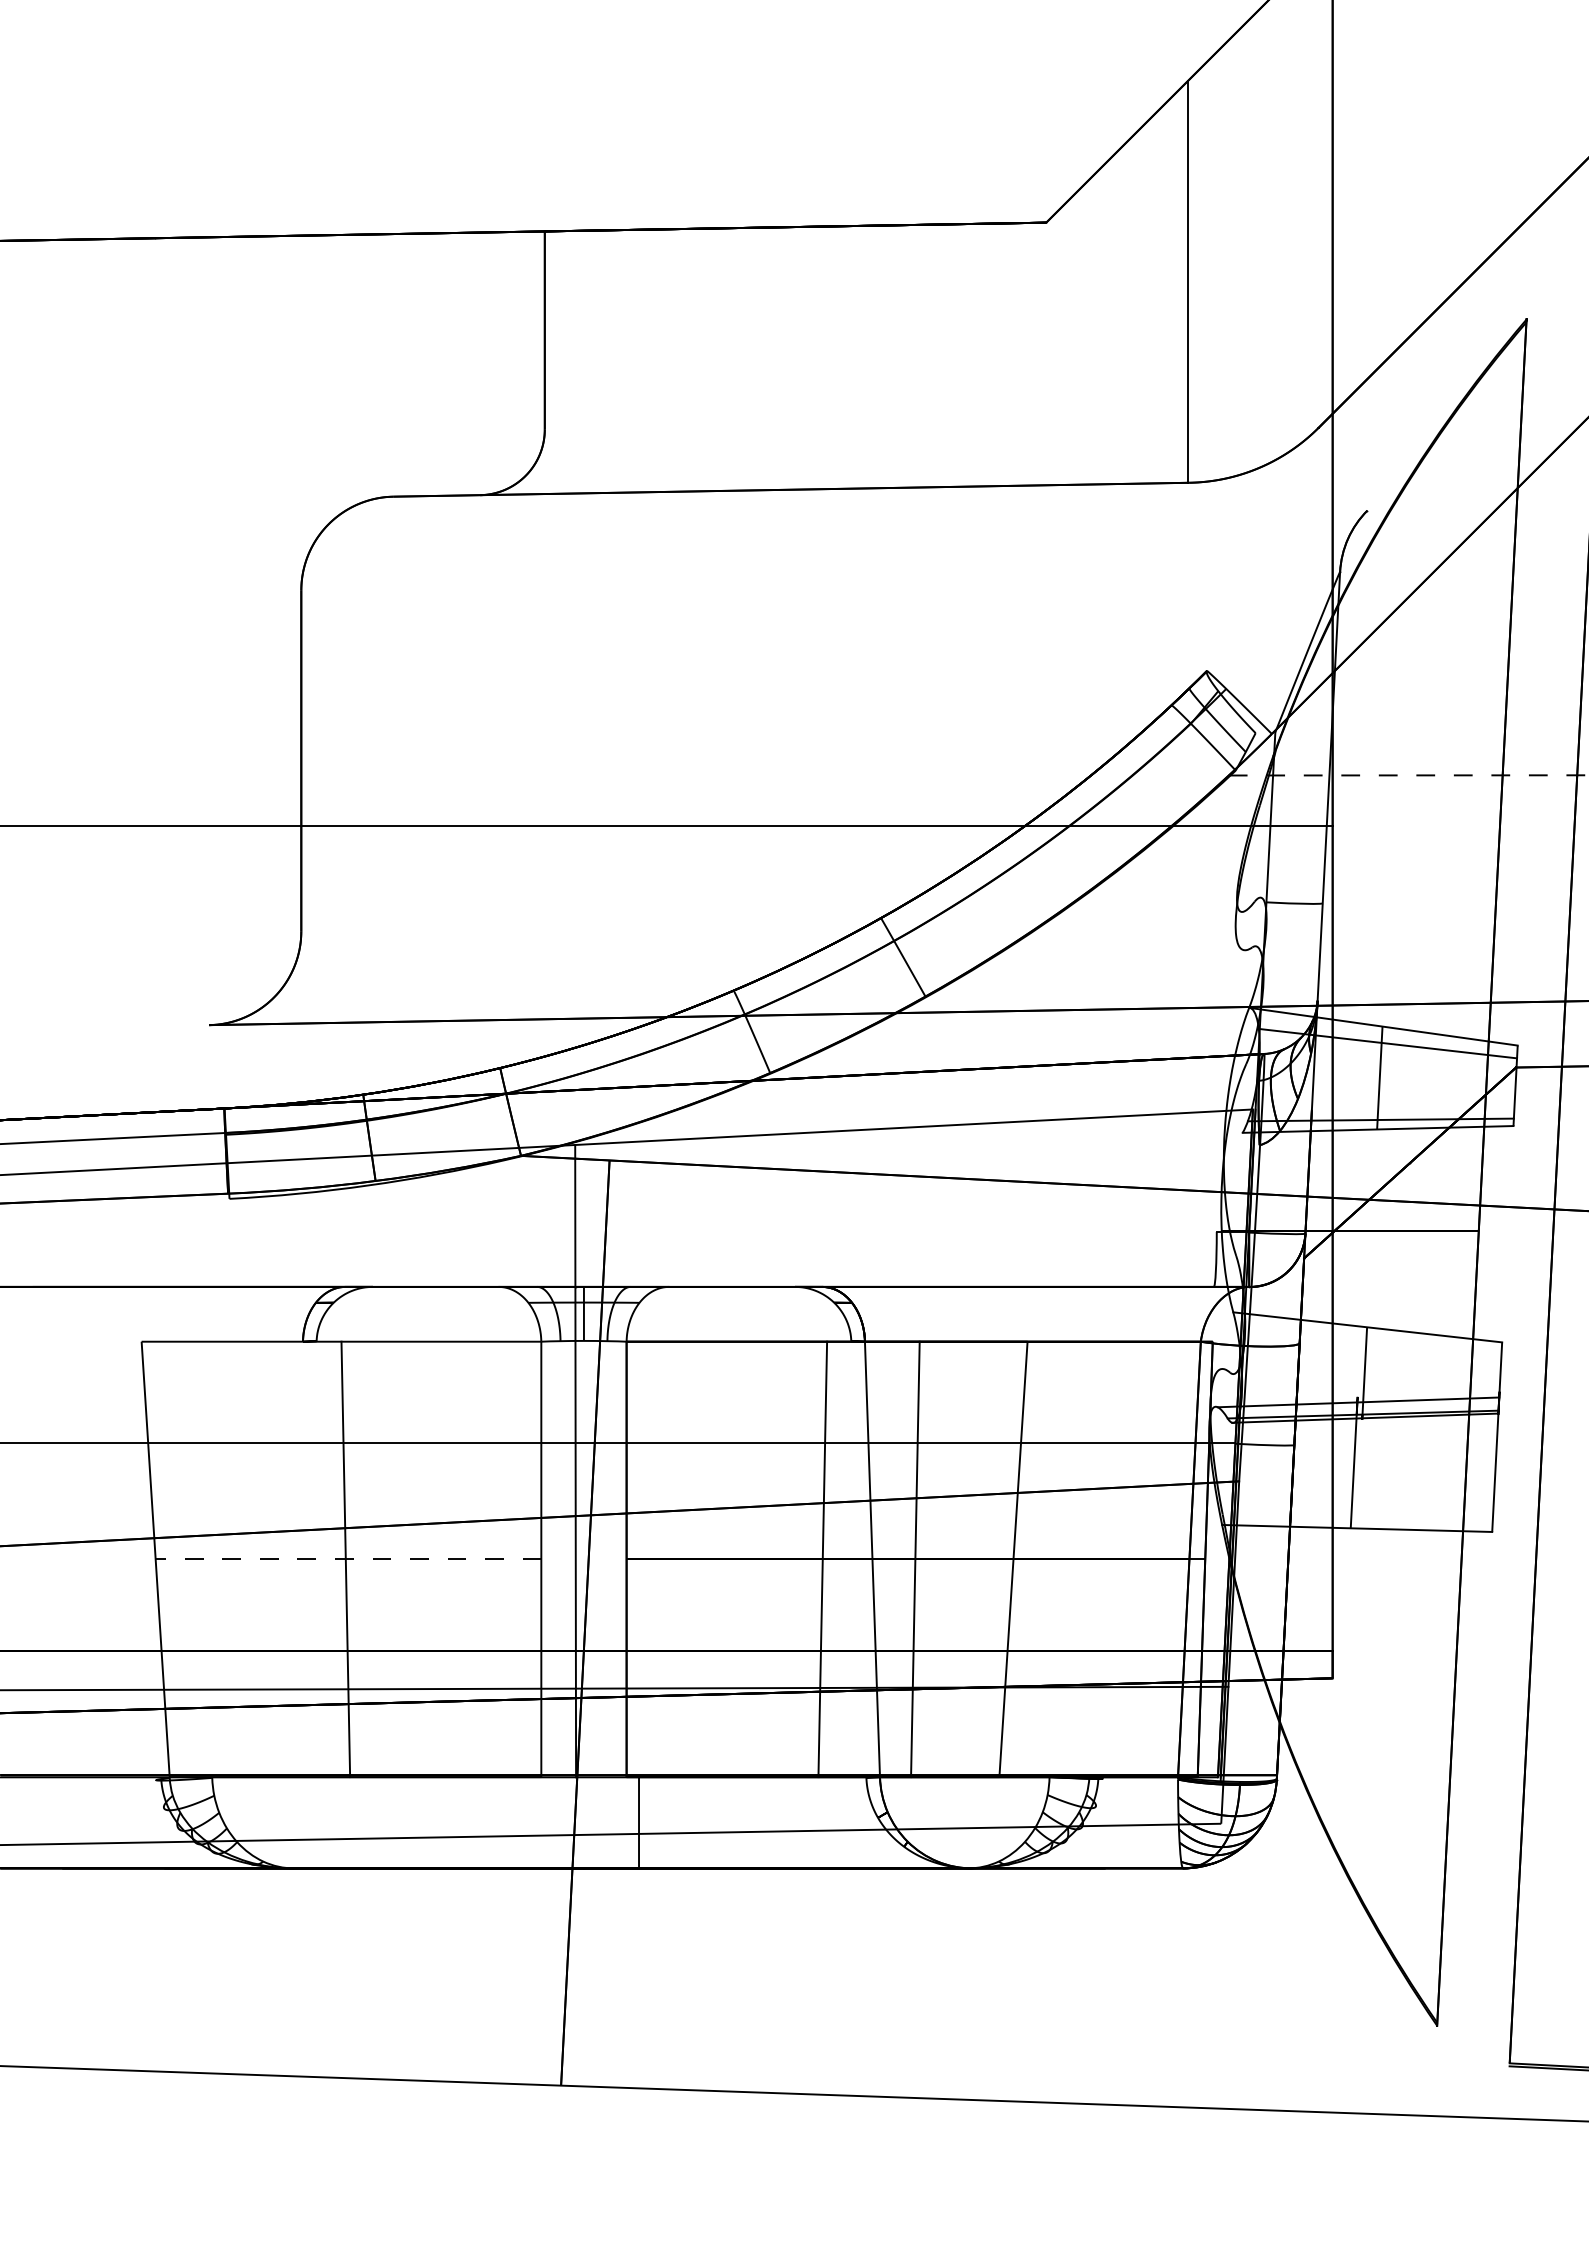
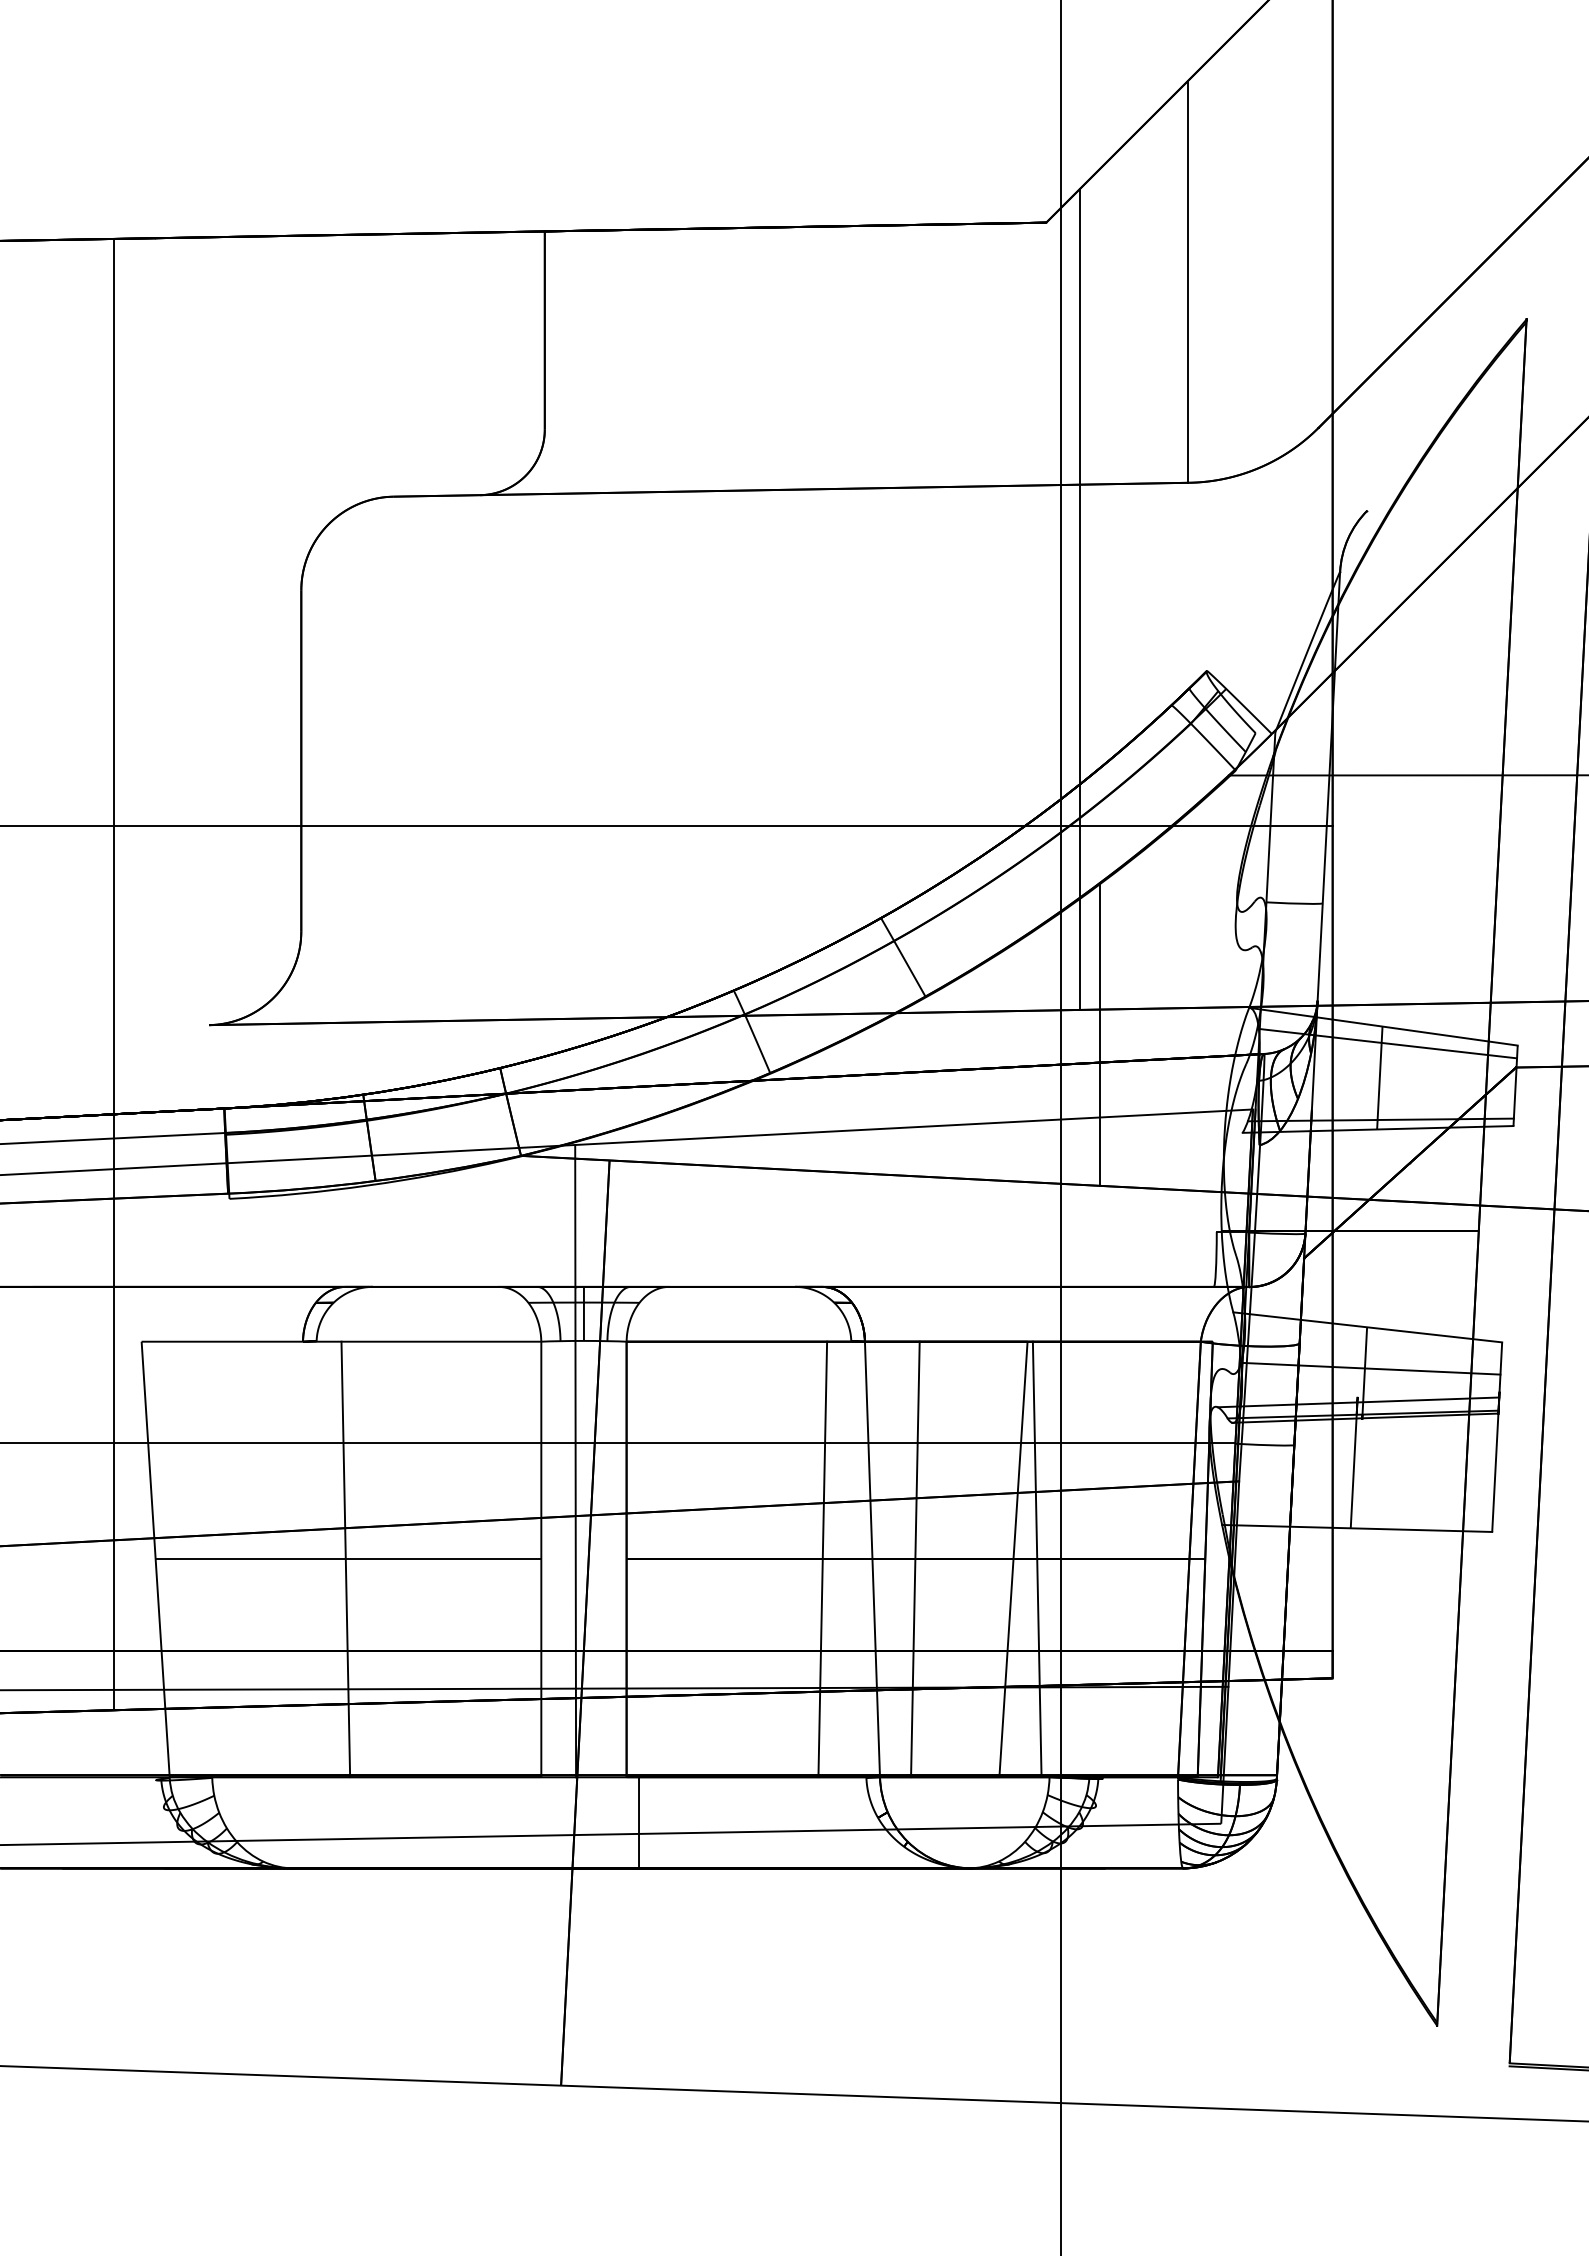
line: none -> present (1079, 599)
line: dashed -> solid (1408, 775)
line: none -> present (113, 974)
line: none -> present (1100, 1033)
line: none -> present (1060, 1127)
line: none -> present (1370, 1368)
line: dashed -> solid (348, 1559)
line: none -> present (1036, 1559)
